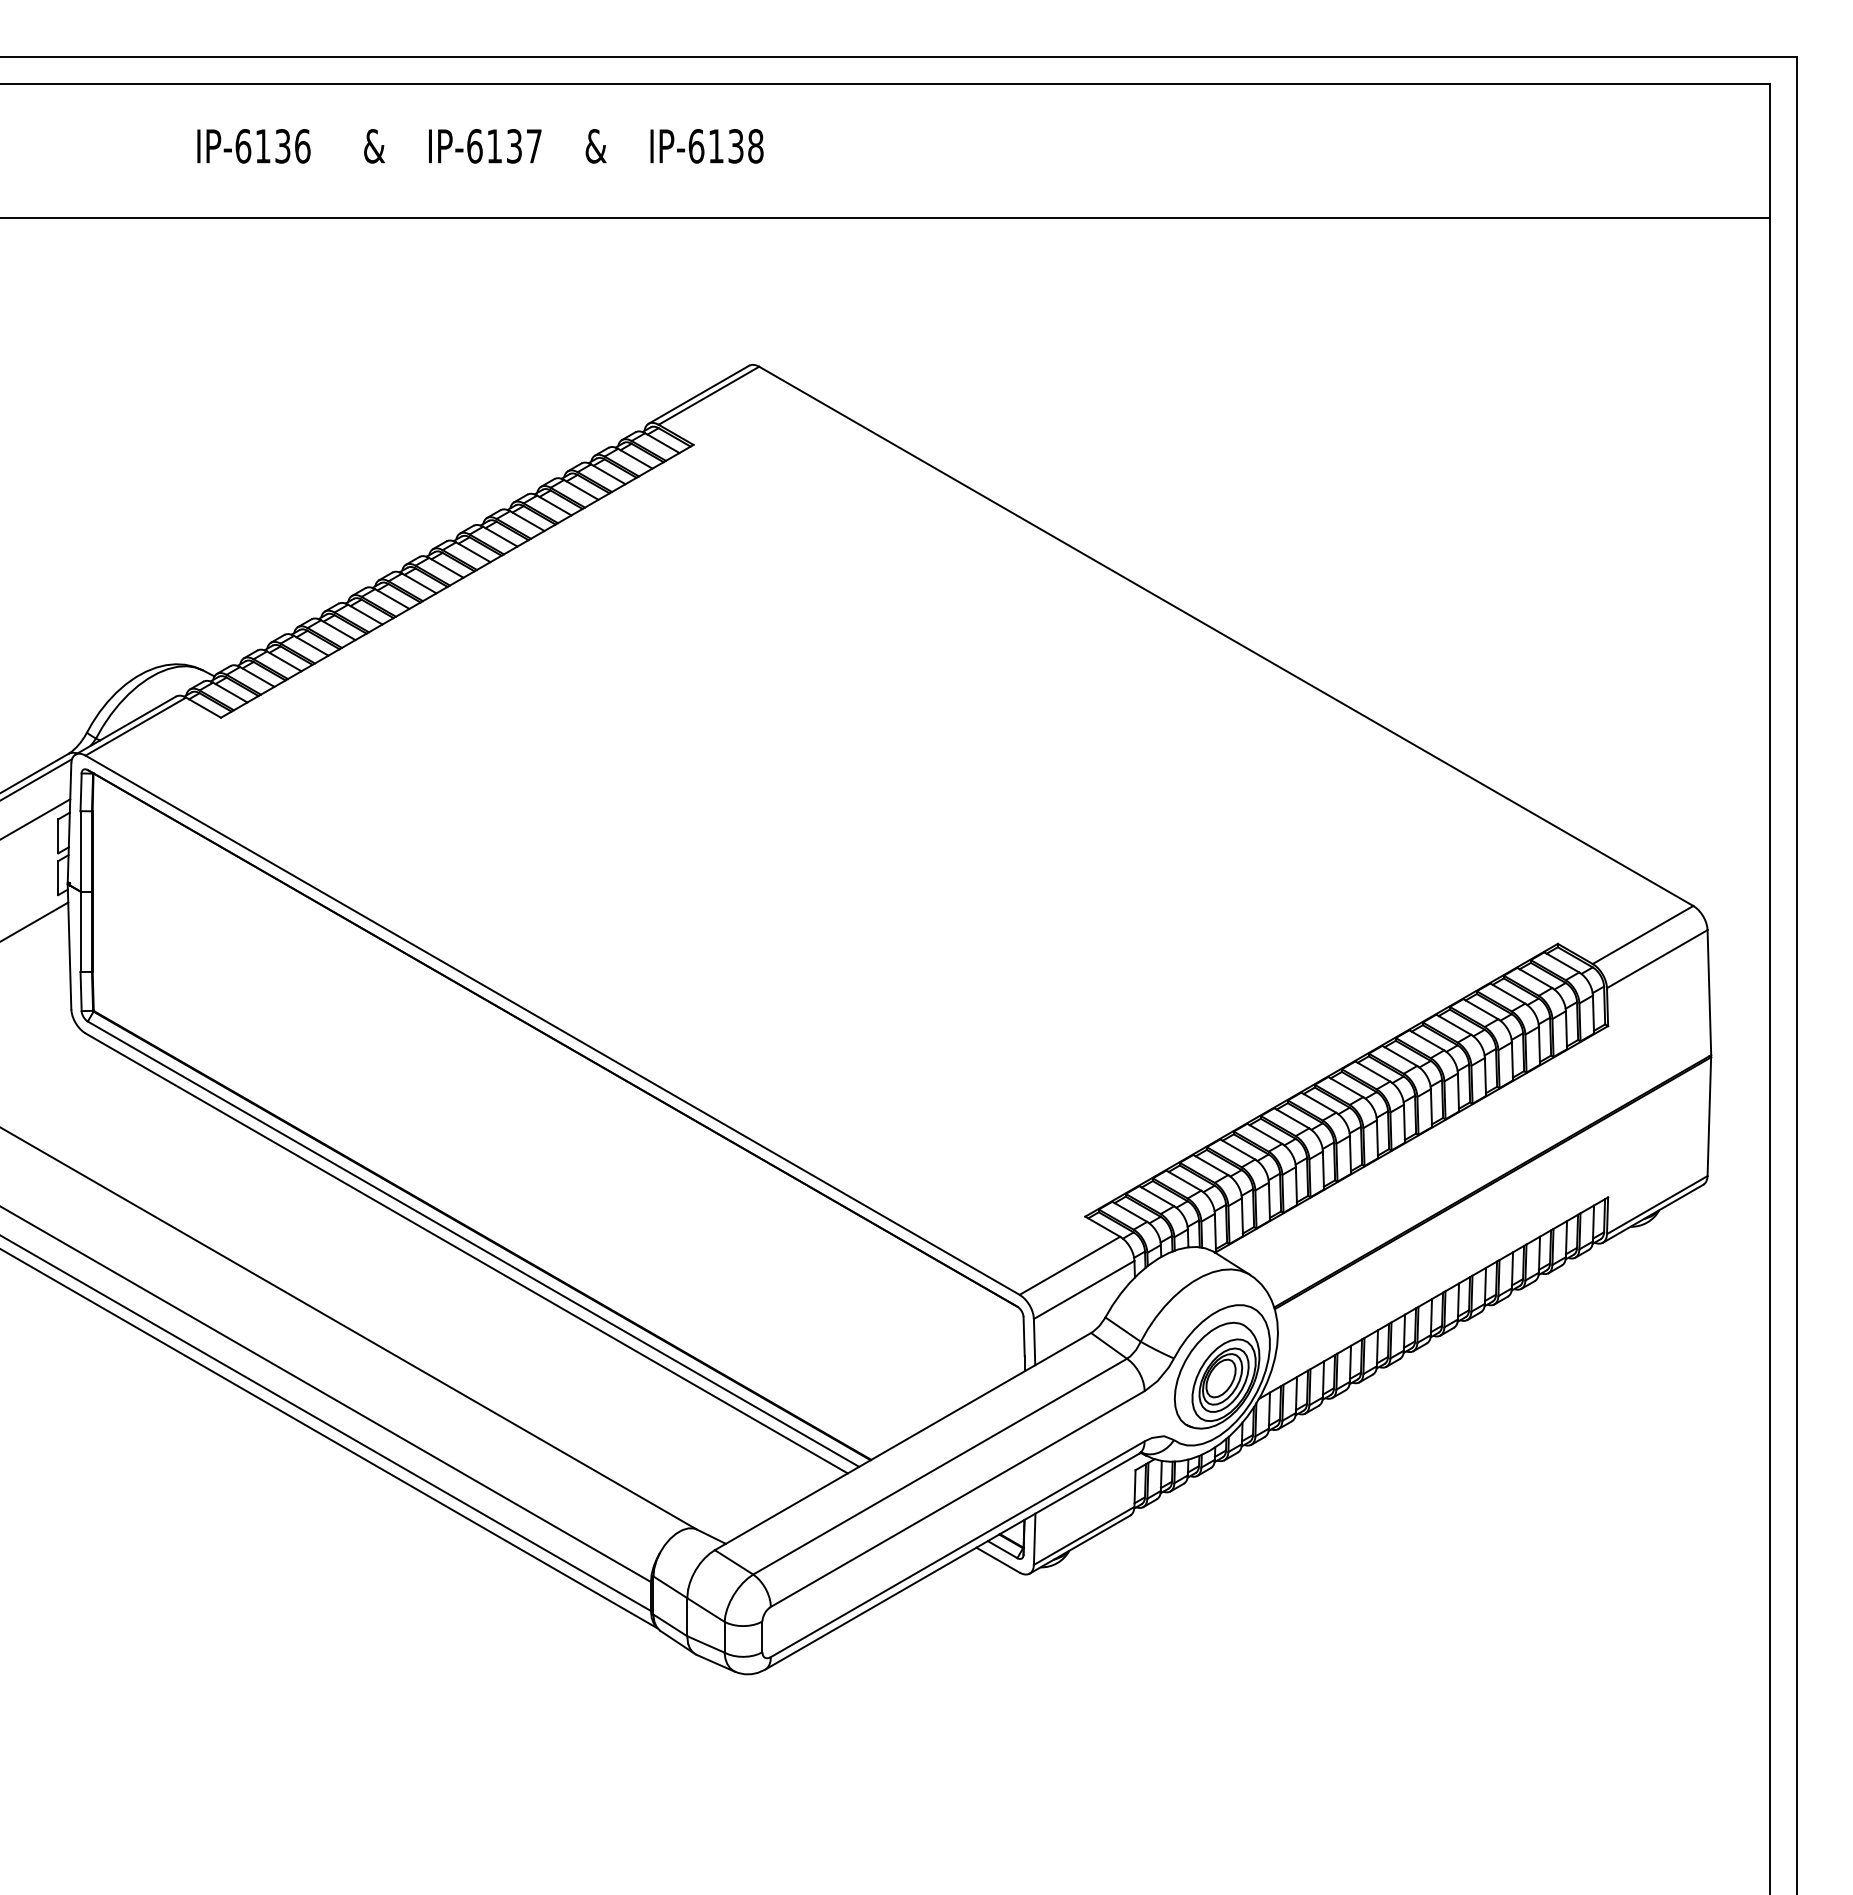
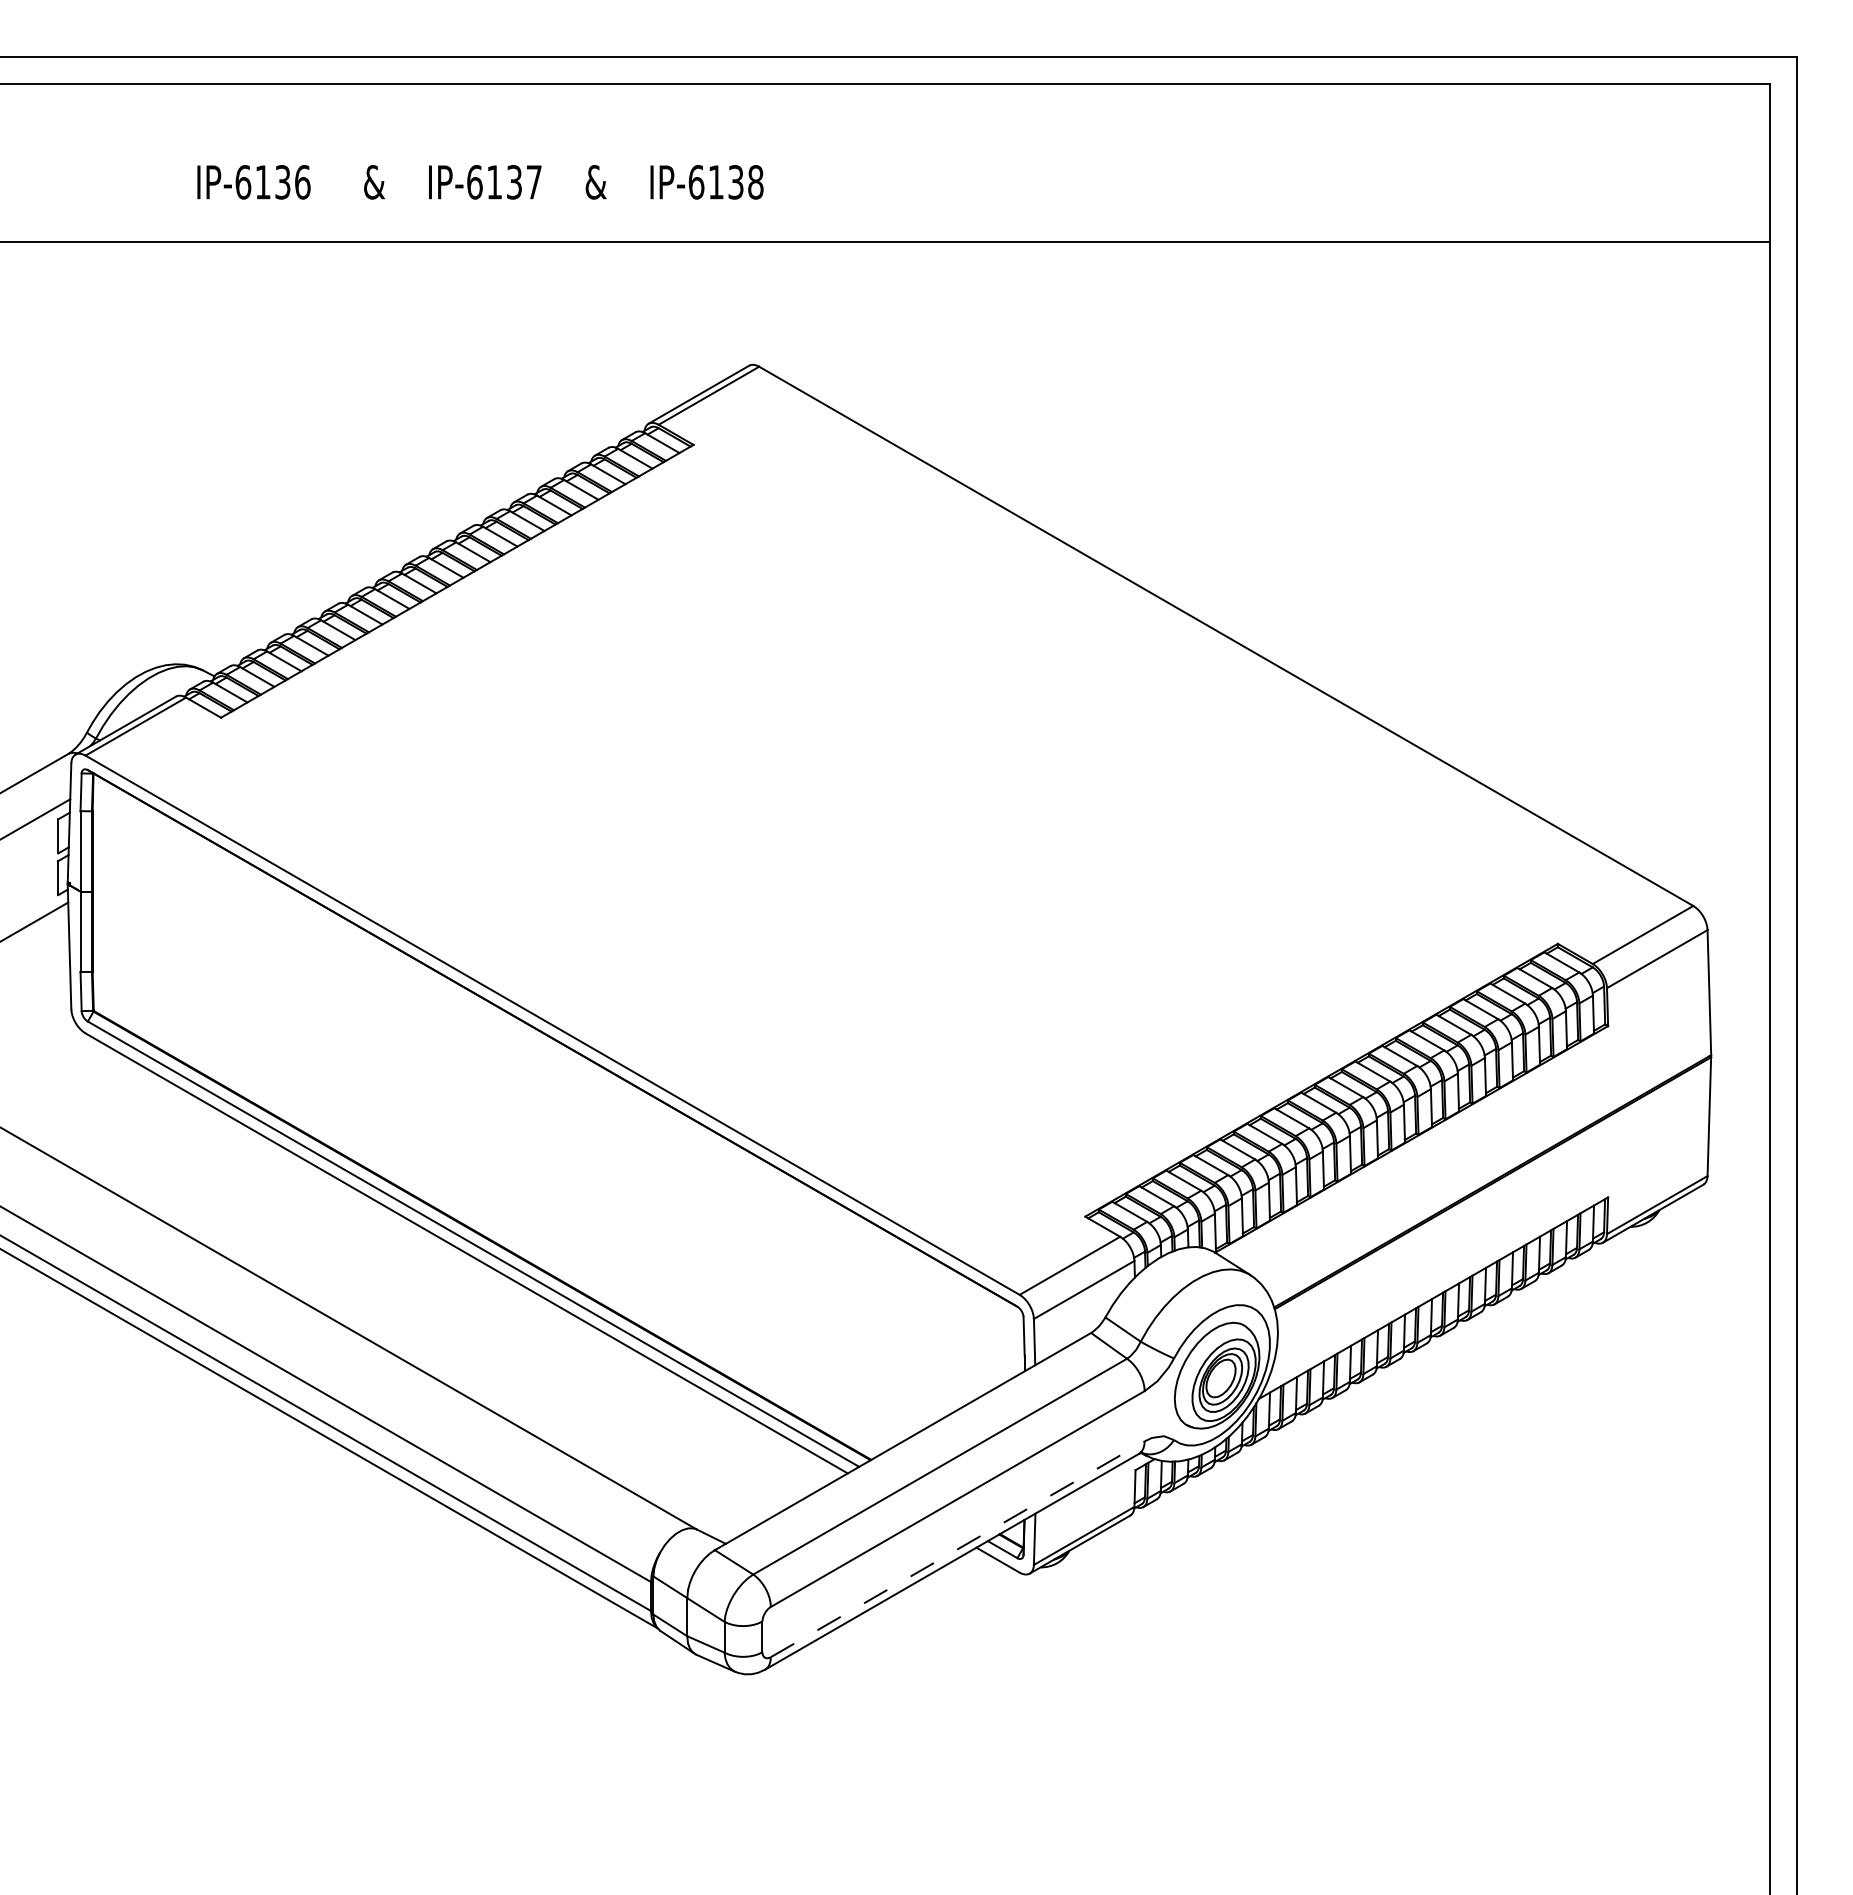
text position: (480, 146) -> (480, 182) (480, 182)
line position: (886, 218) -> (886, 242) (886, 242)
line: present -> none (37, 779)
line: solid -> dashed (957, 1549)
